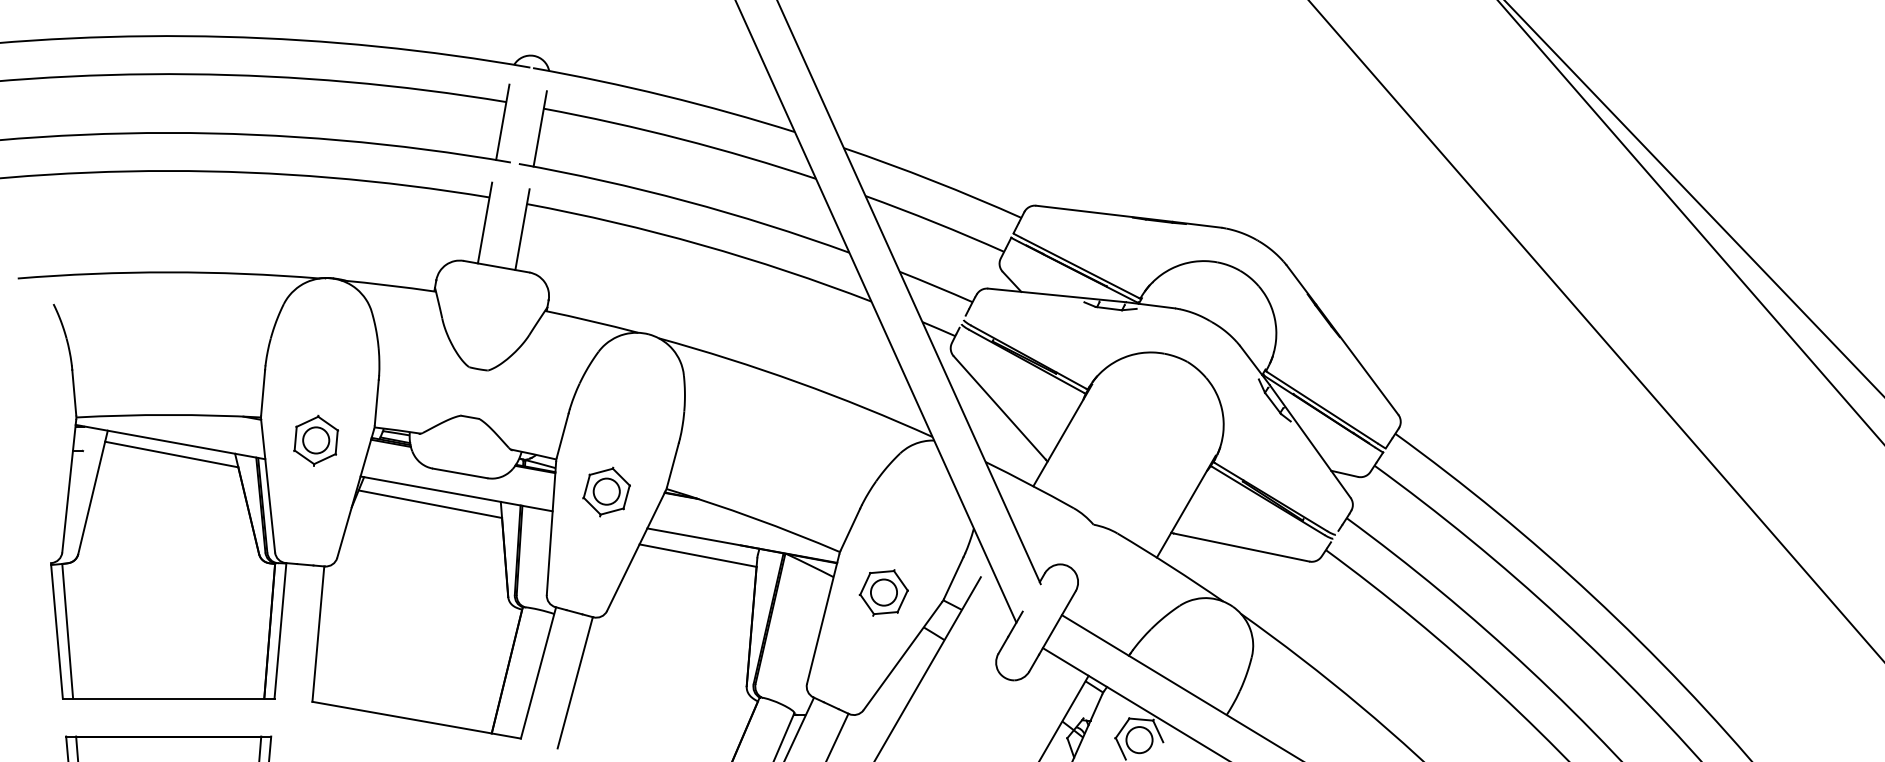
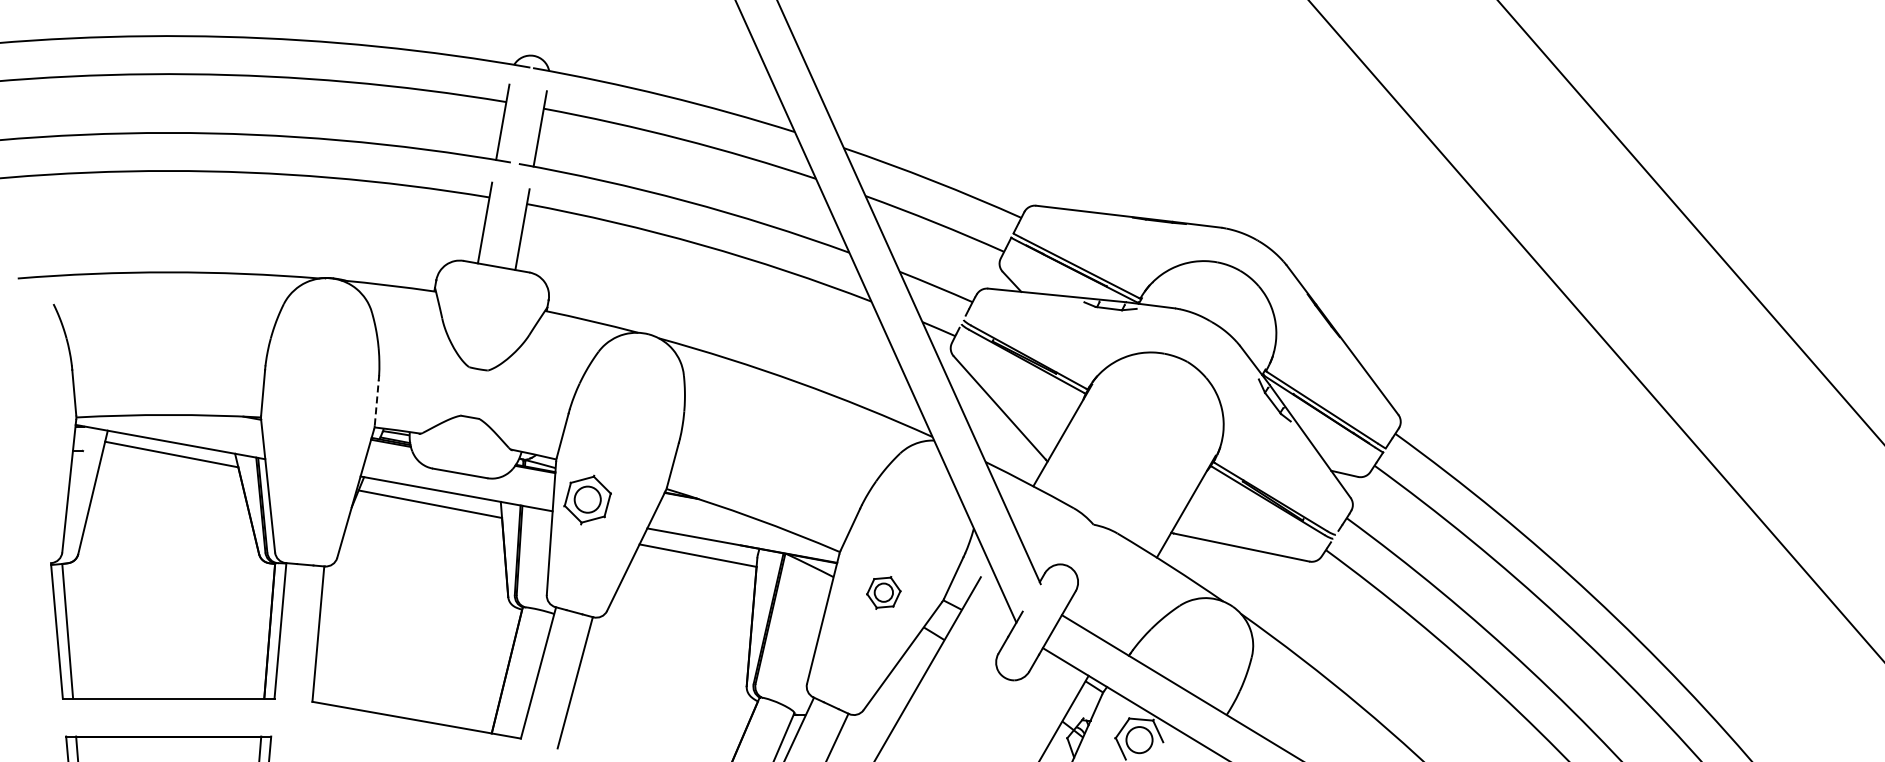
line: present -> none (1693, 197)
line: solid -> dashed (376, 402)
part: present -> none (315, 440)
part position: (606, 491) -> (587, 499) (587, 499)
part size: 51x48 px -> 36x34 px (883, 592)
